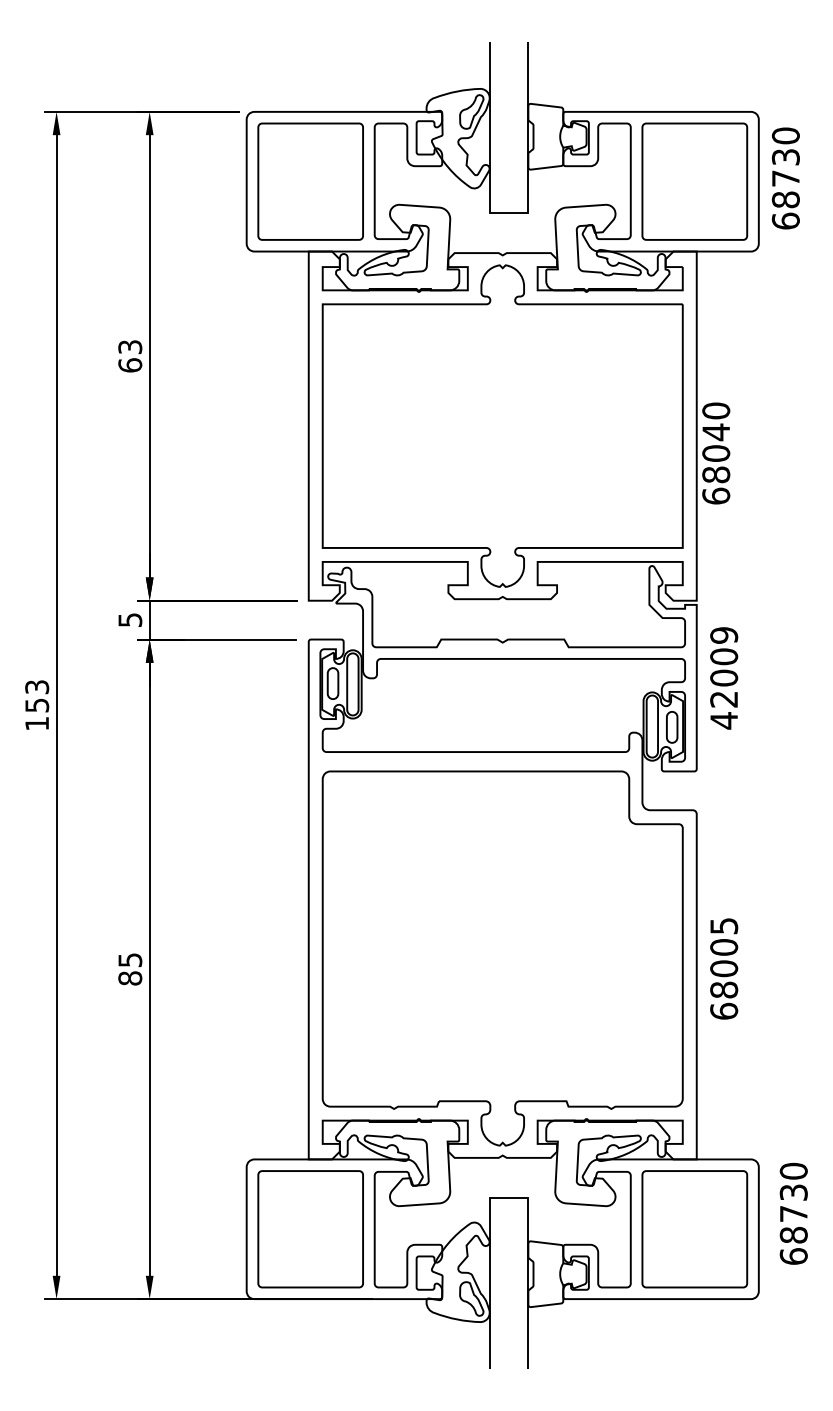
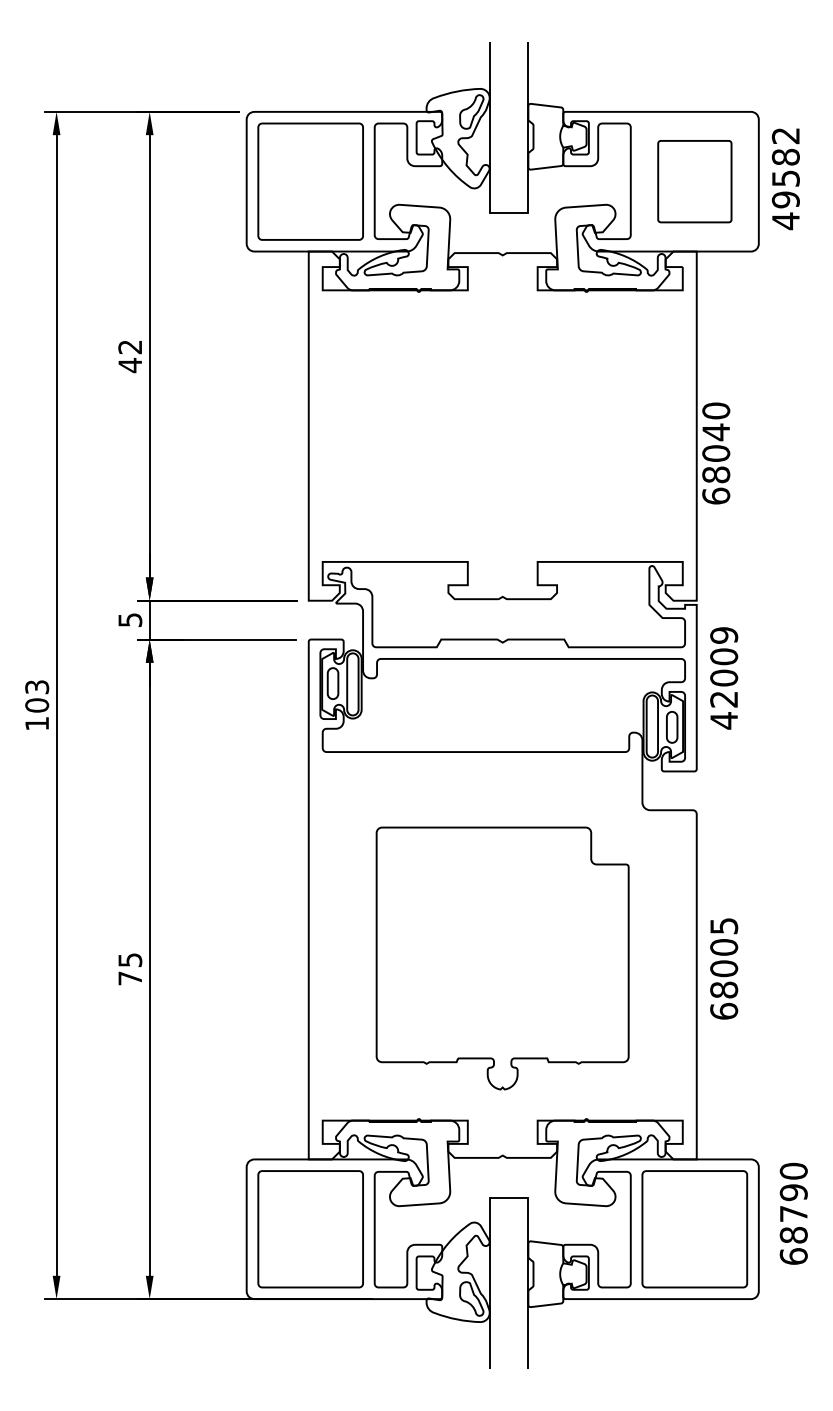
text: 68730 -> 49582 (785, 178)
part size: 108x119 px -> 76x84 px (694, 181)
text: 63 -> 42 (130, 356)
part: present -> none (502, 425)
text: 153 -> 103 (37, 705)
part size: 363x377 px -> 255x265 px (502, 958)
text: 85 -> 75 (130, 978)
text: 68730 -> 68790 (793, 1192)
